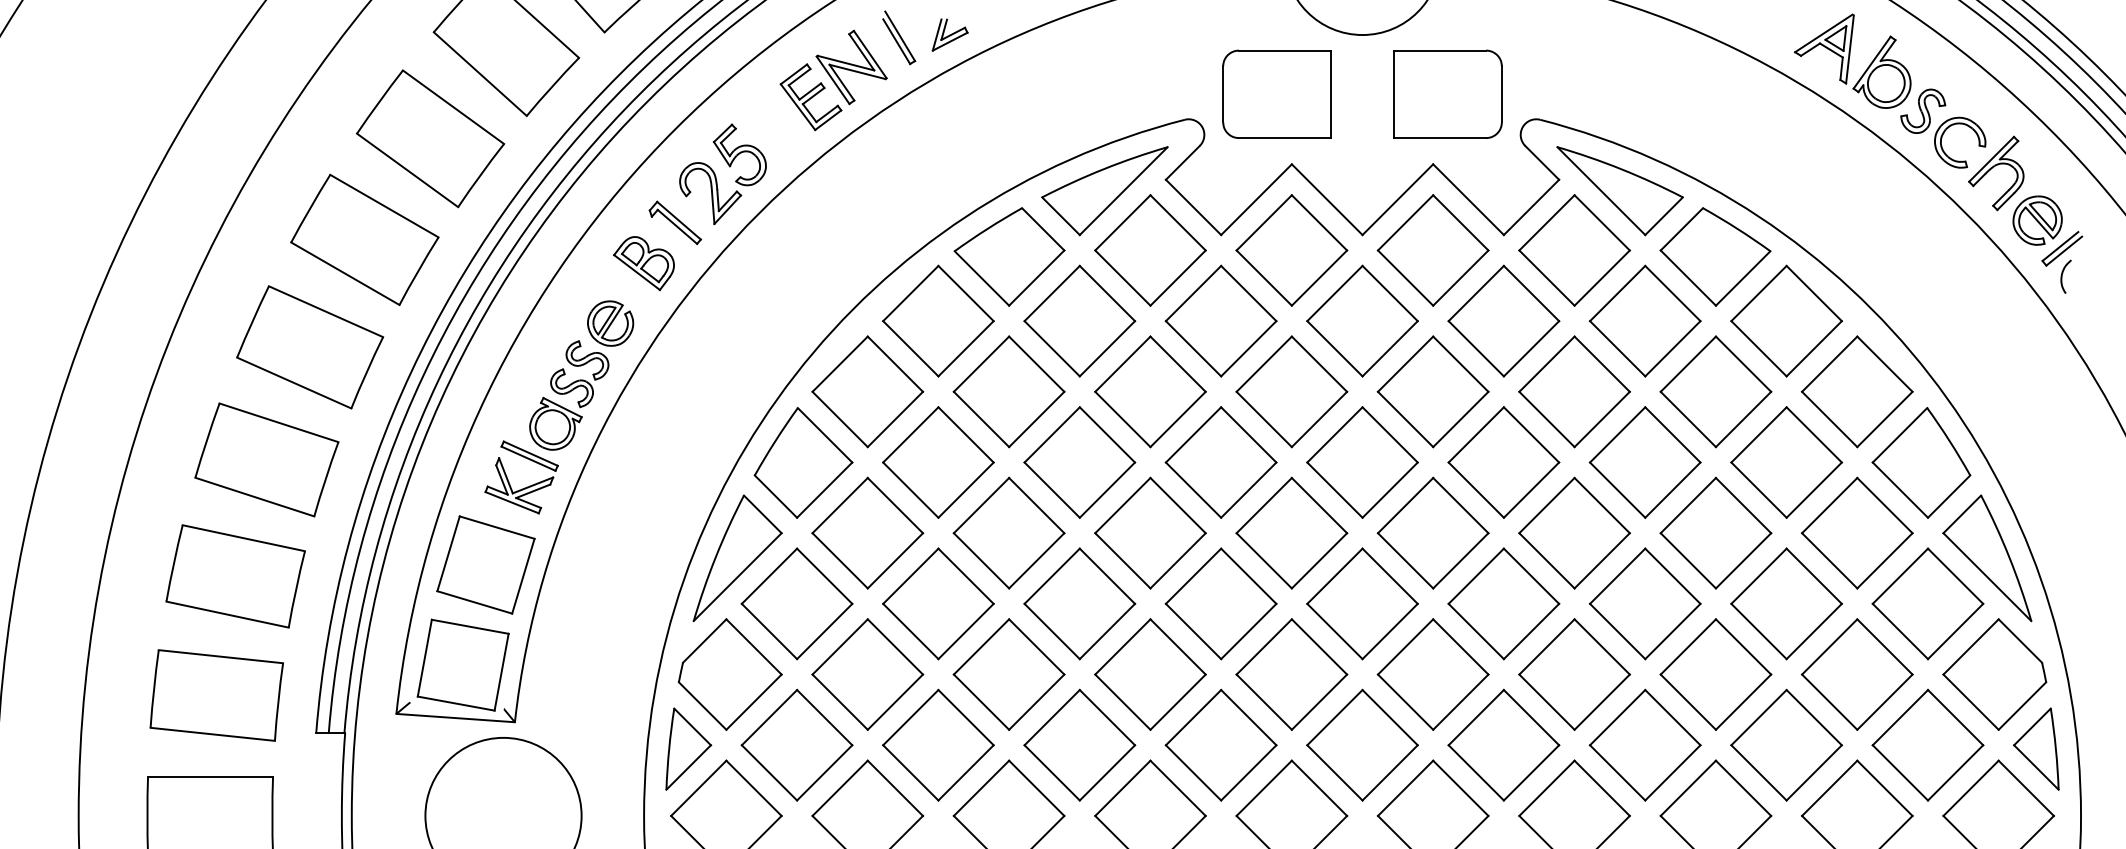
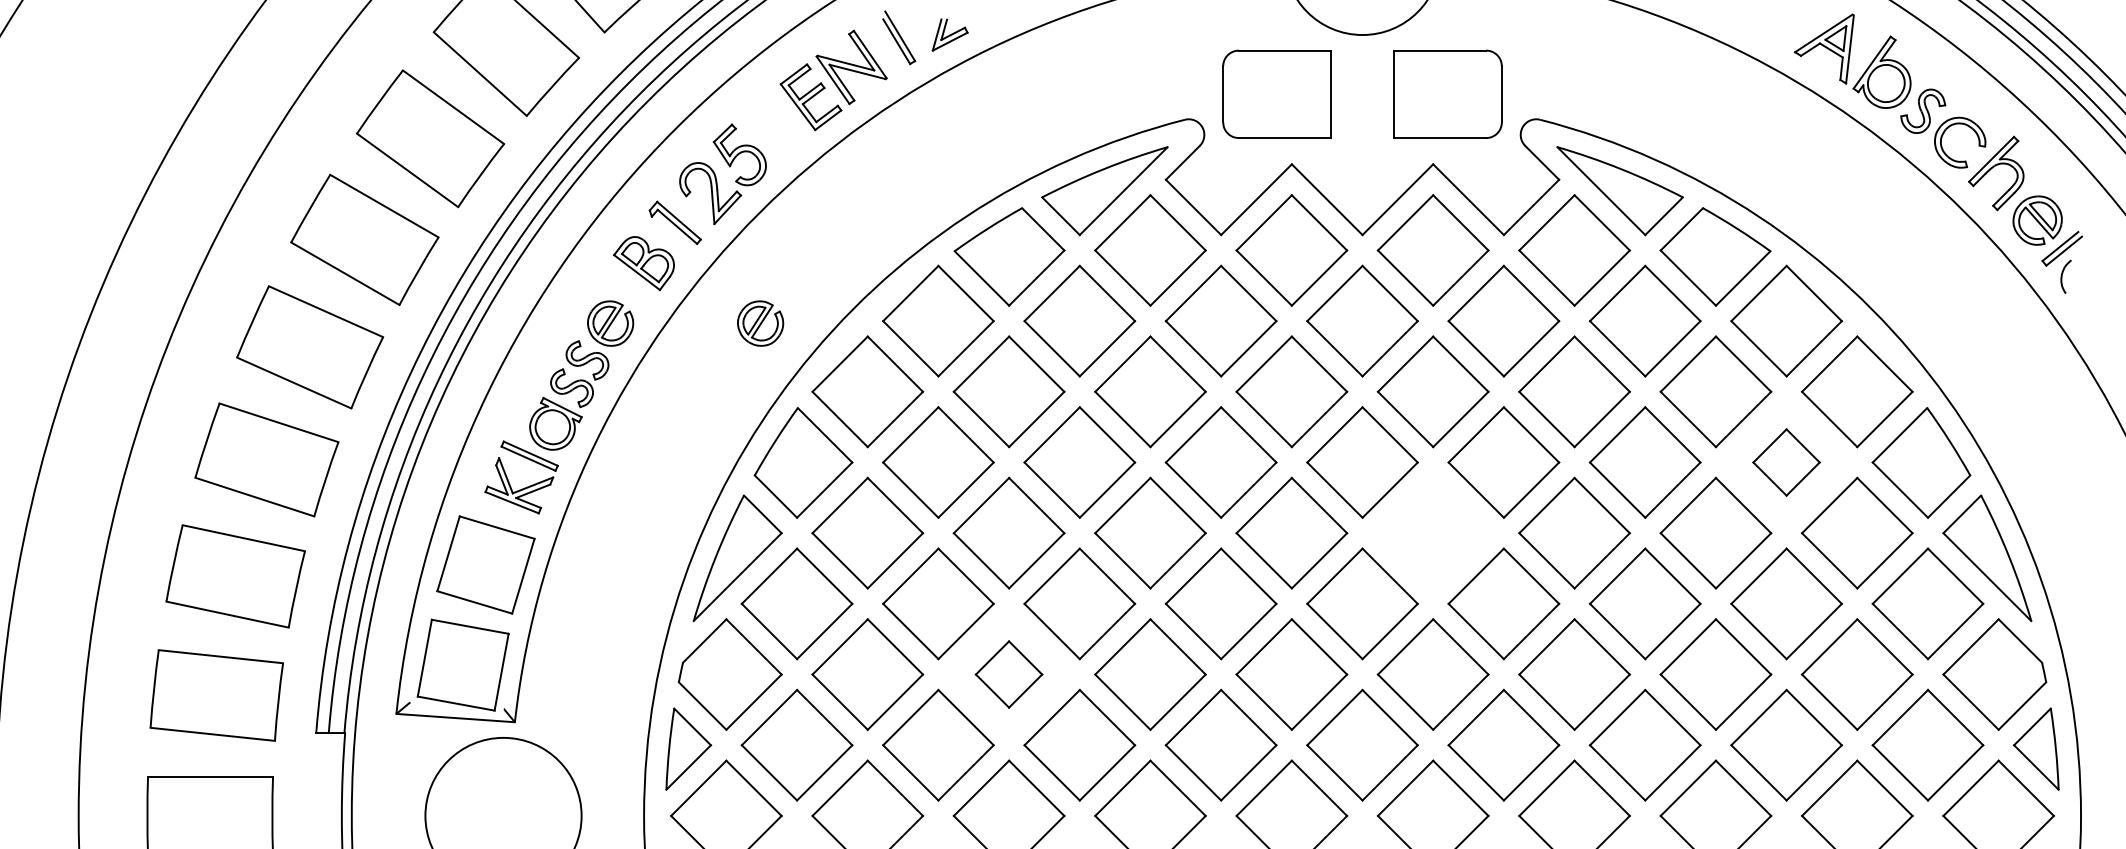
part: none -> present (760, 323)
part size: 113x113 px -> 69x69 px (1786, 462)
part: present -> none (1432, 532)
part size: 114x113 px -> 70x69 px (1008, 674)
